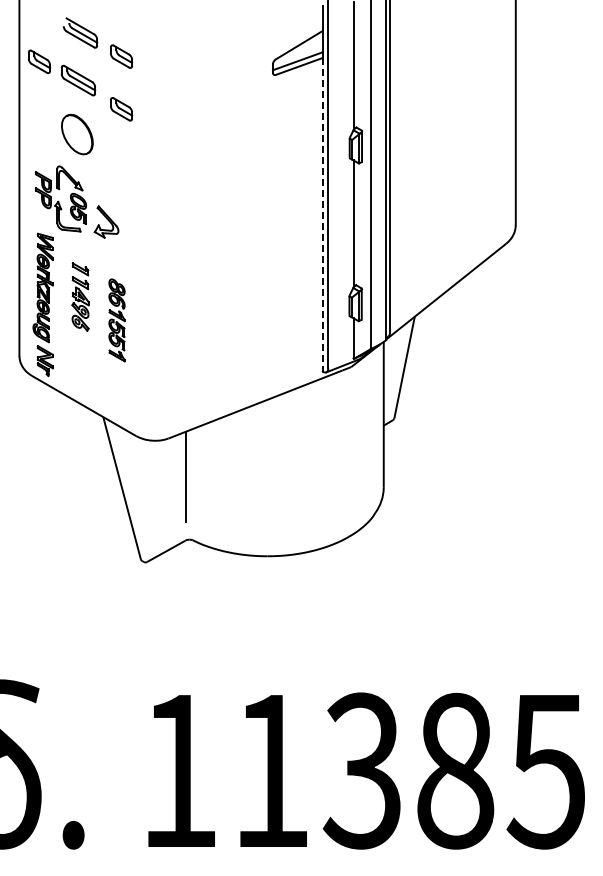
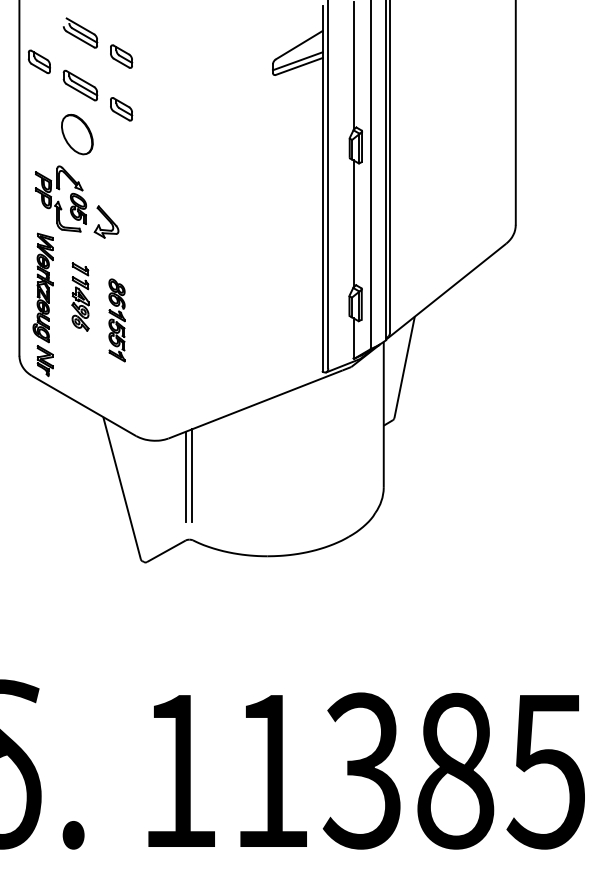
part position: (78, 80) -> (80, 85) (80, 85)
line: dashed -> solid (322, 214)
line: none -> present (192, 475)
